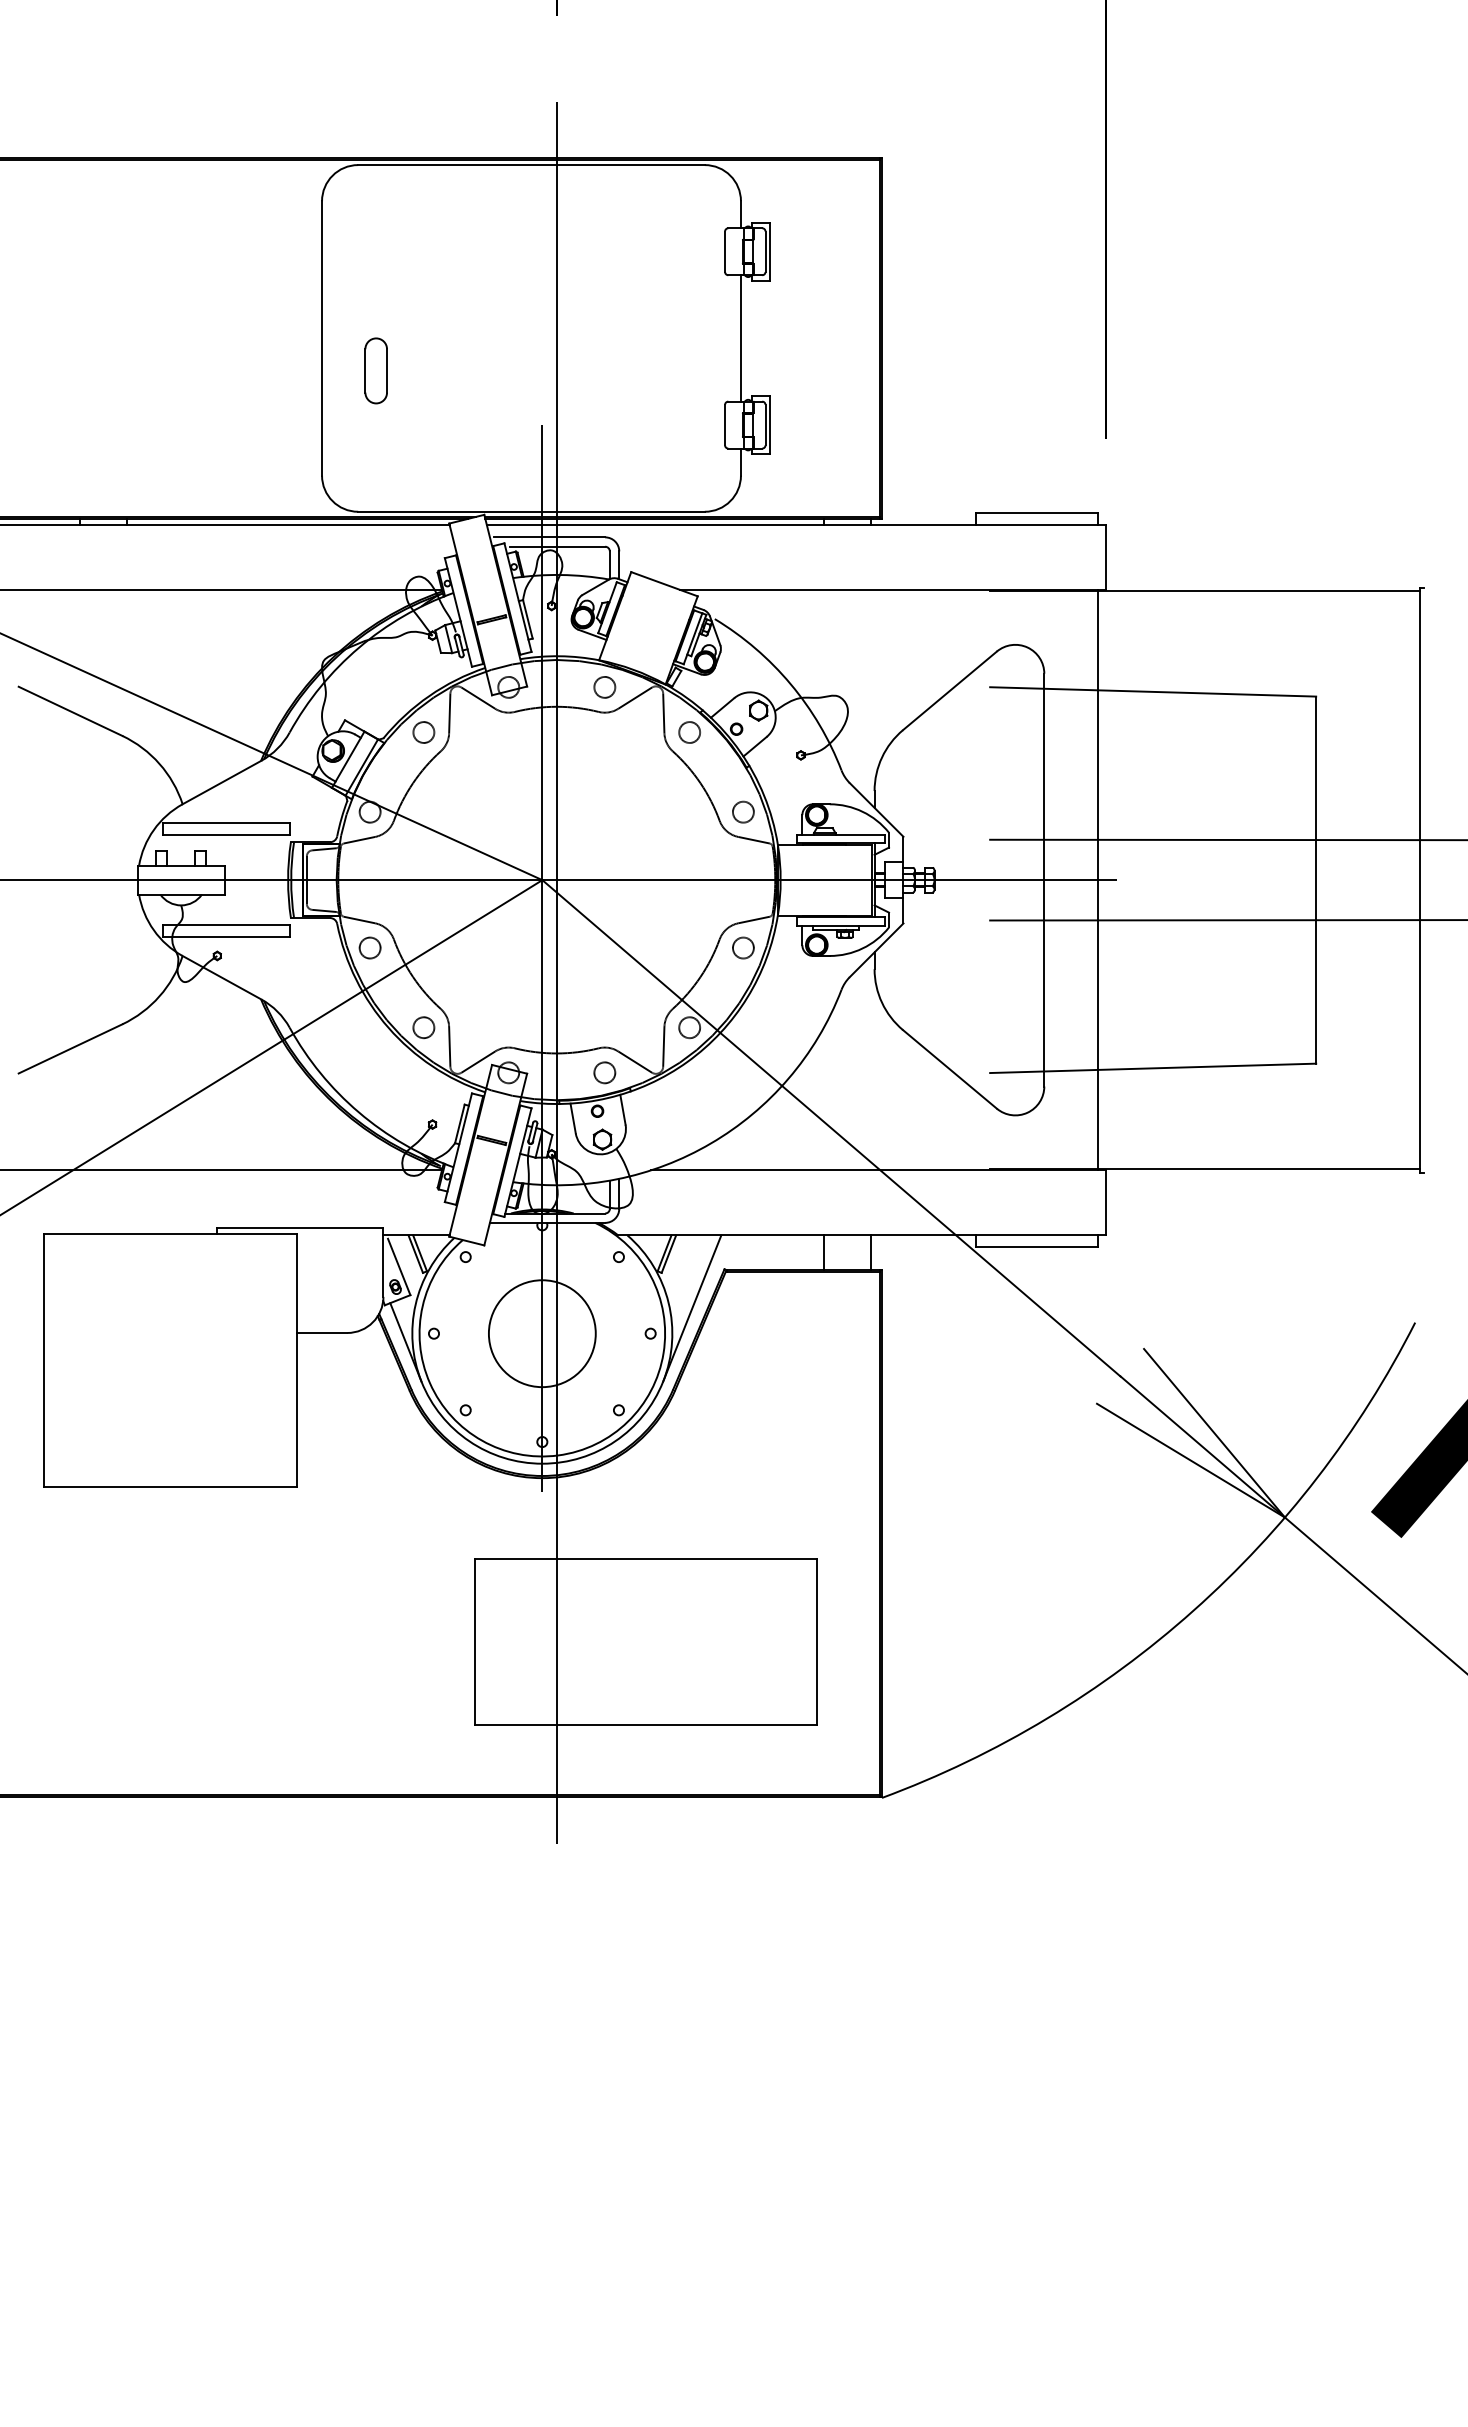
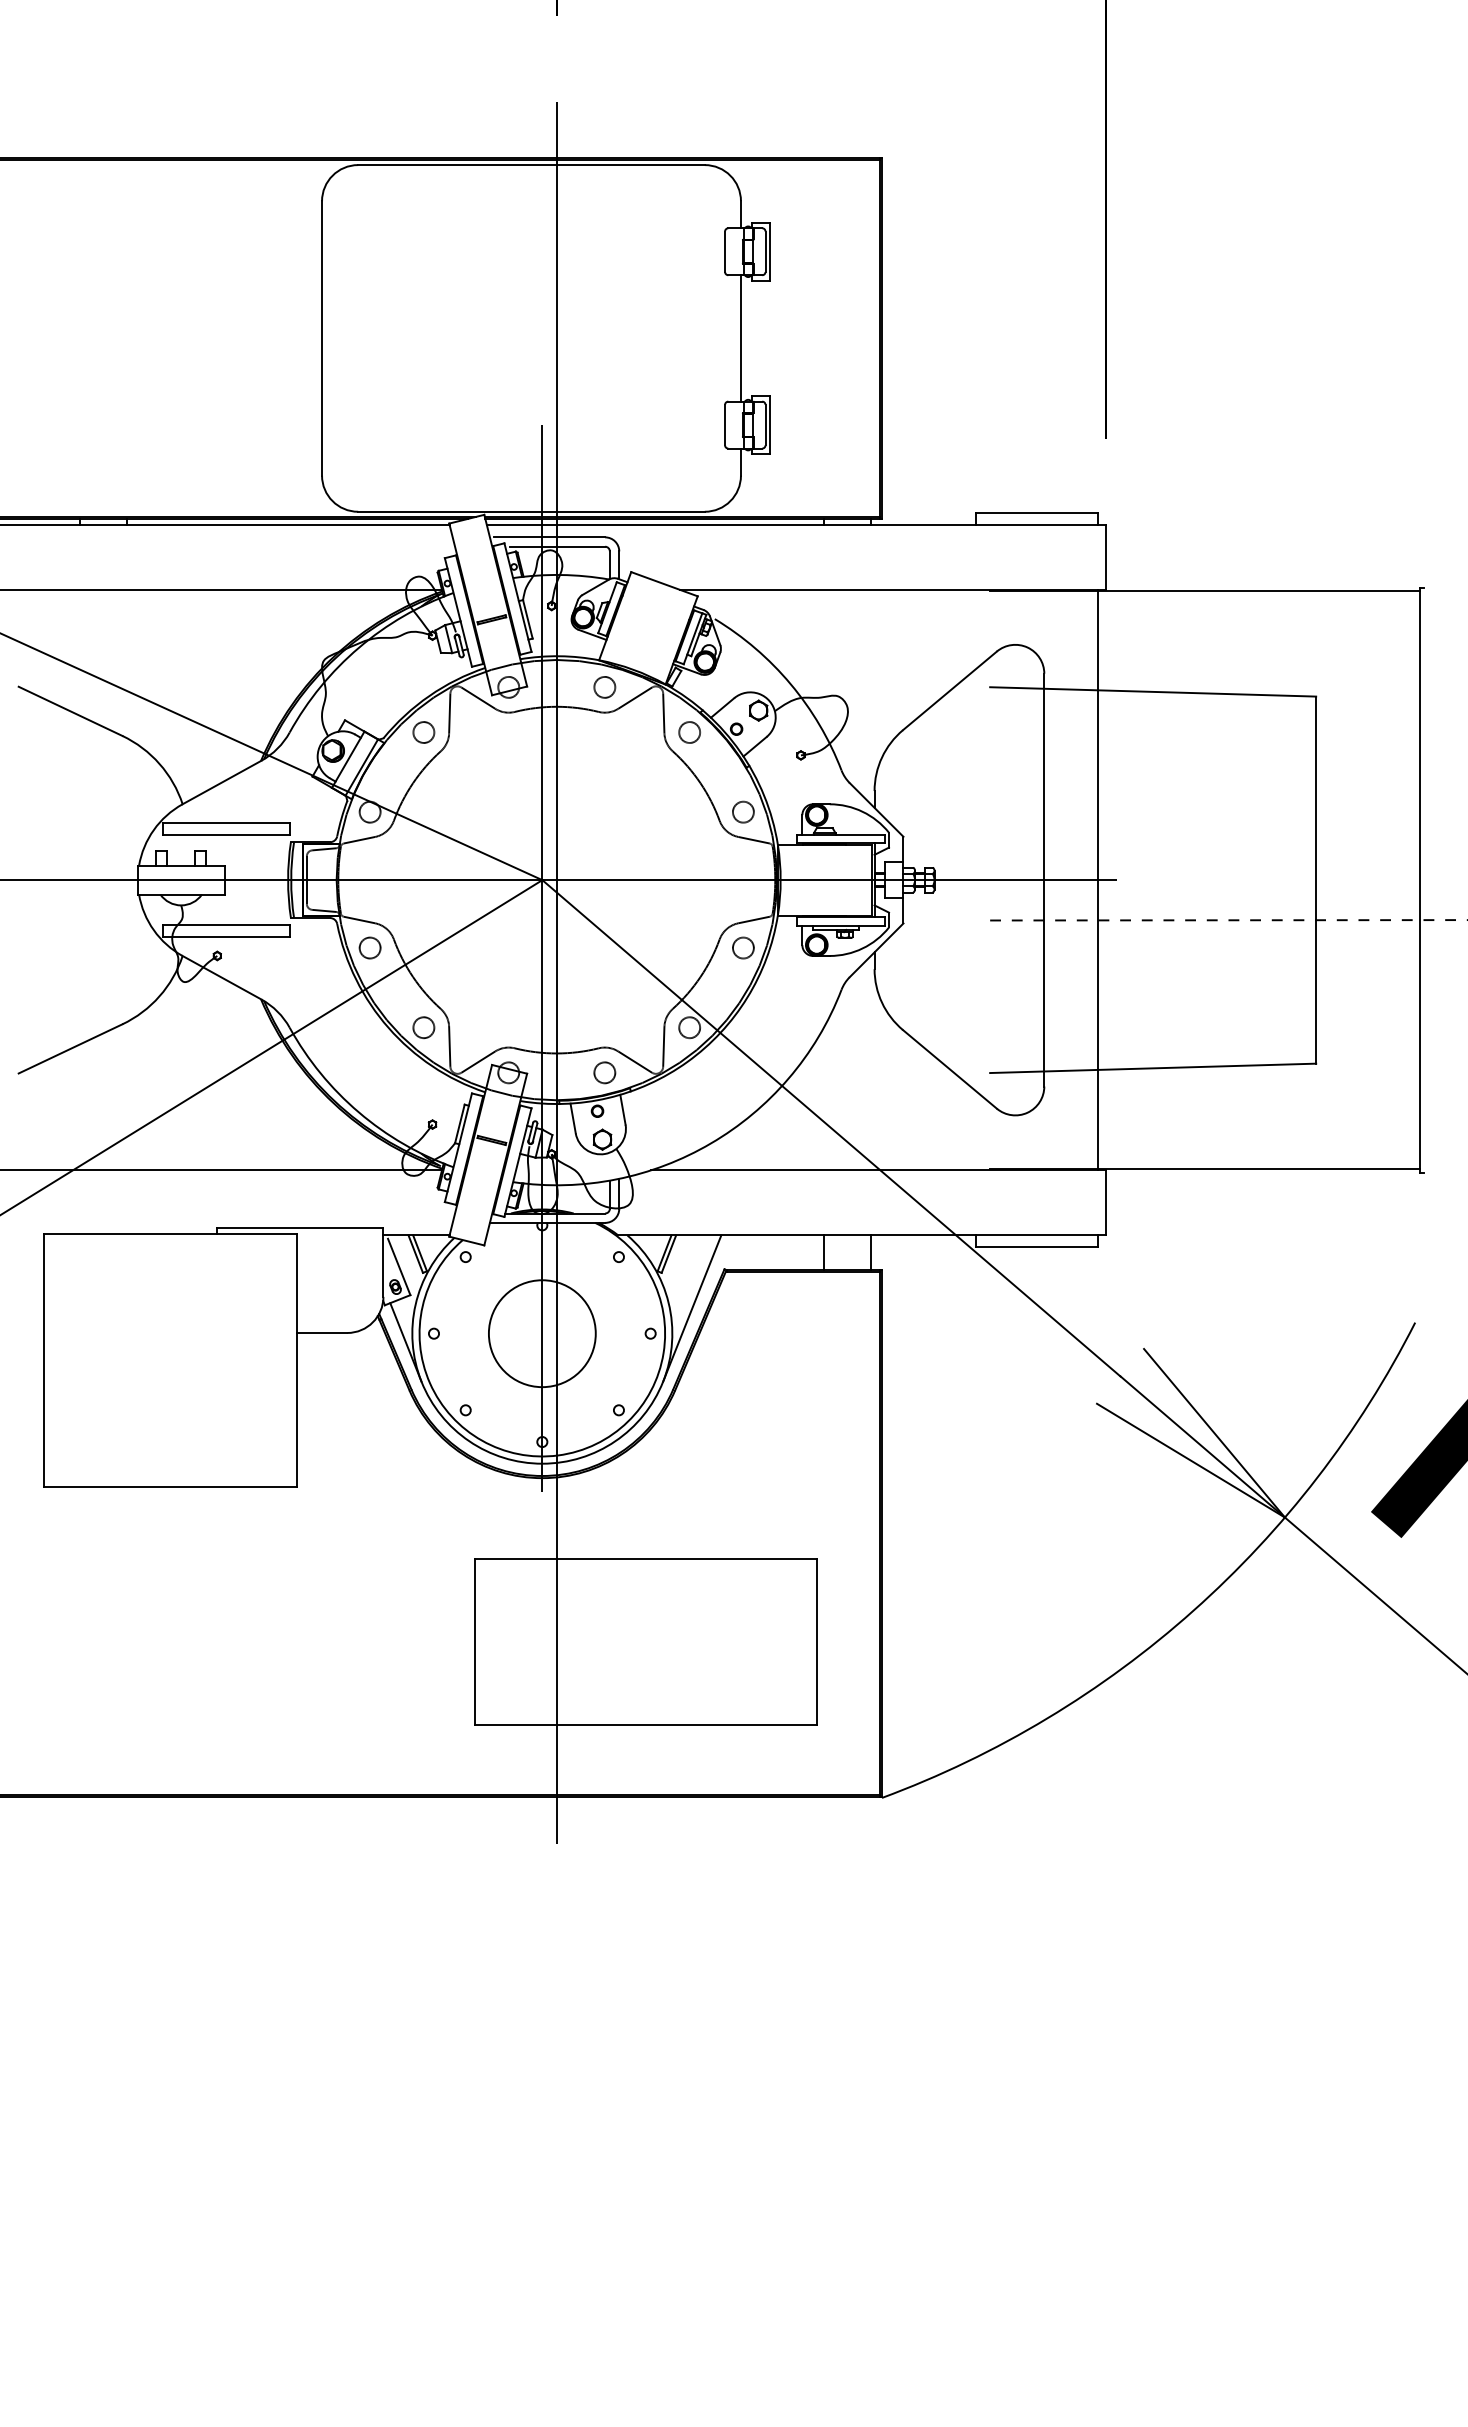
part: present -> none (375, 370)
line: present -> none (1227, 839)
line: solid -> dashed (1229, 920)
